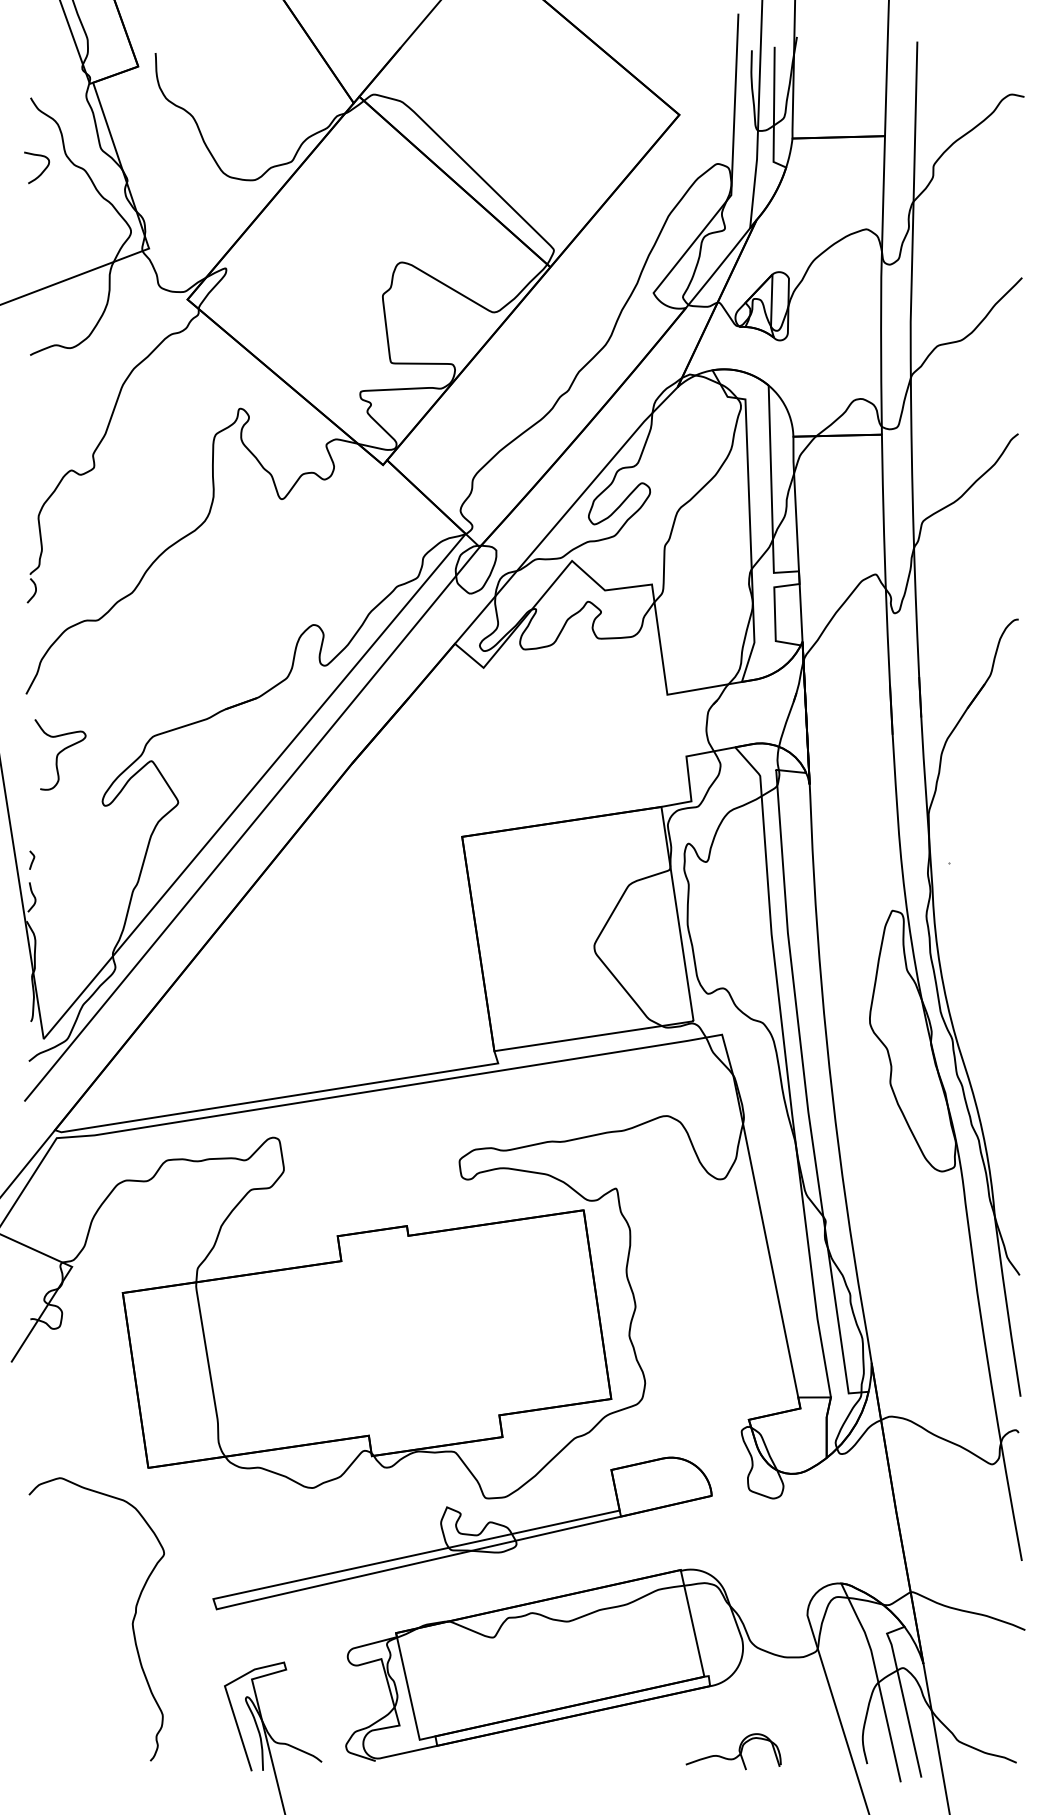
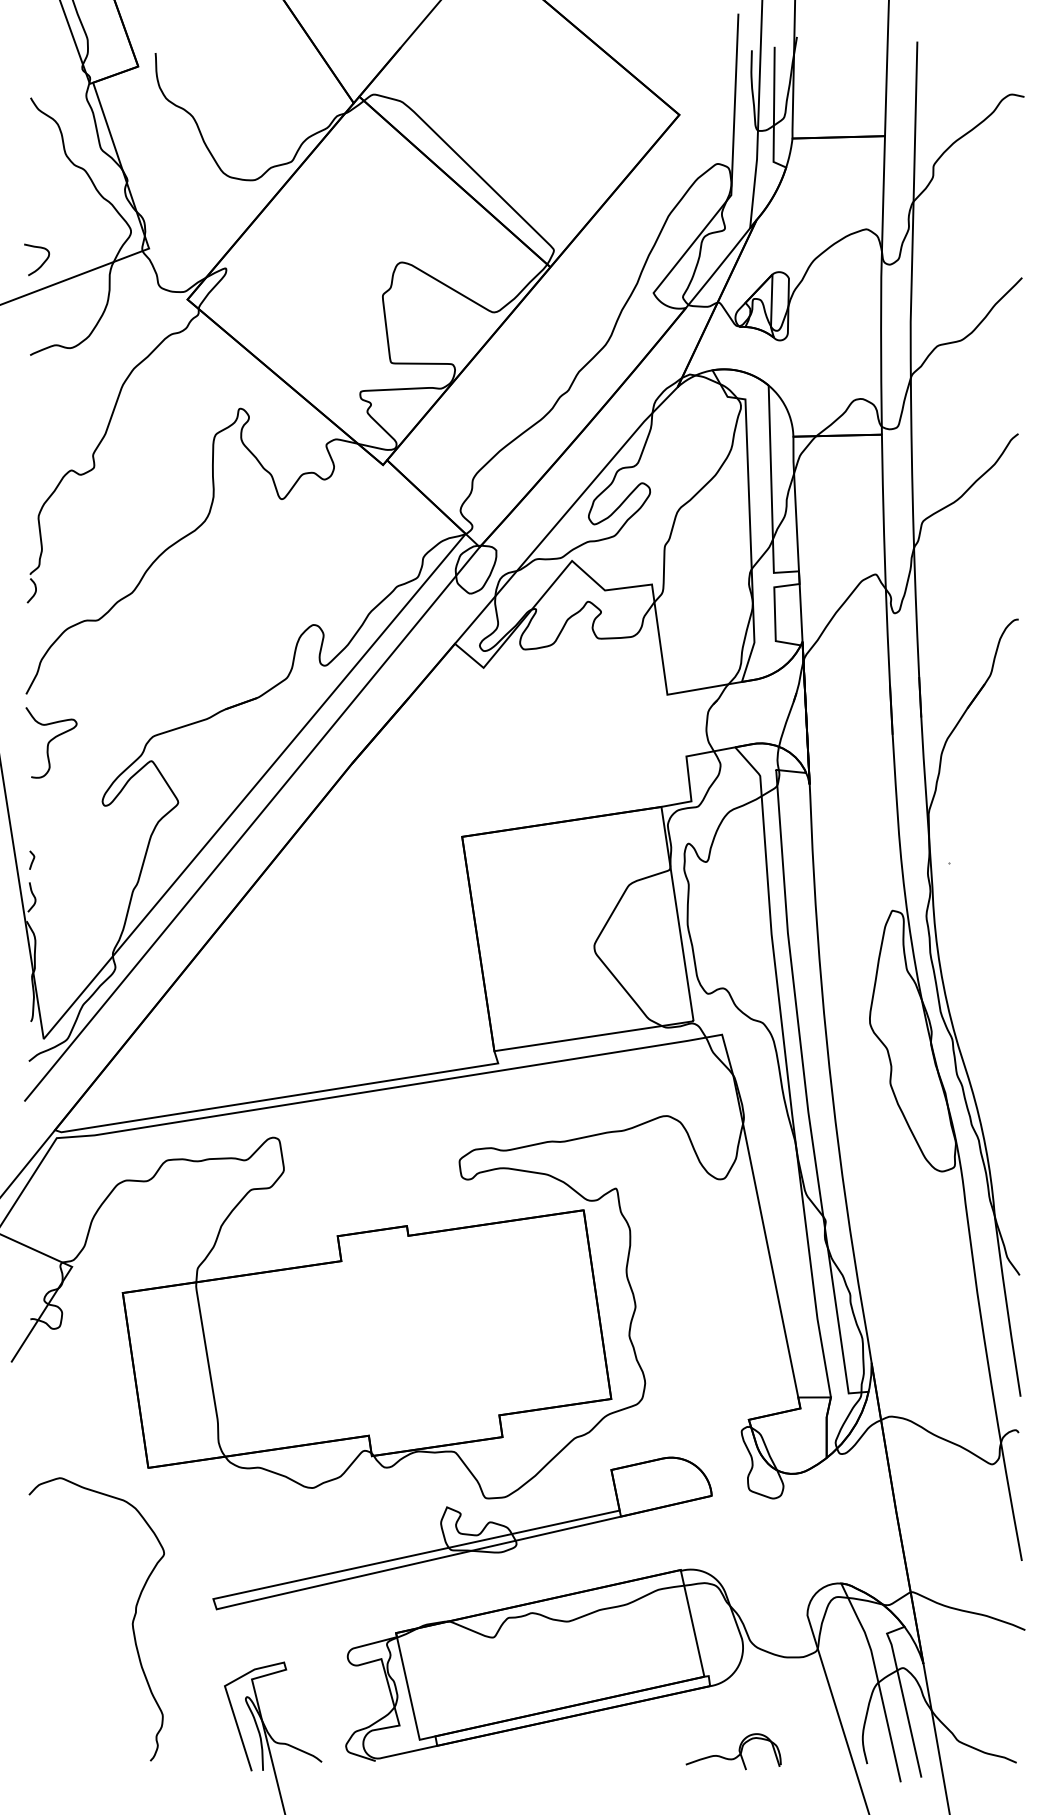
curve position: (43, 169) -> (43, 261) (43, 261)
curve position: (60, 753) -> (51, 741) (51, 741)
